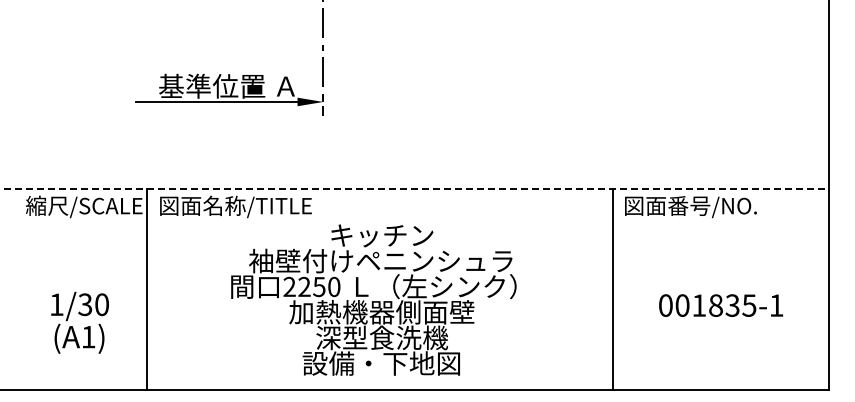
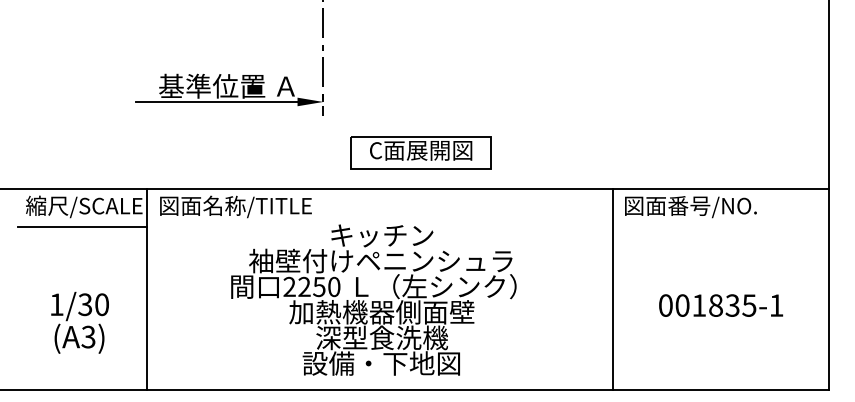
part: none -> present (420, 152)
line: dashed -> solid (415, 189)
line: none -> present (82, 227)
text: (A1) -> (A3) (88, 336)
